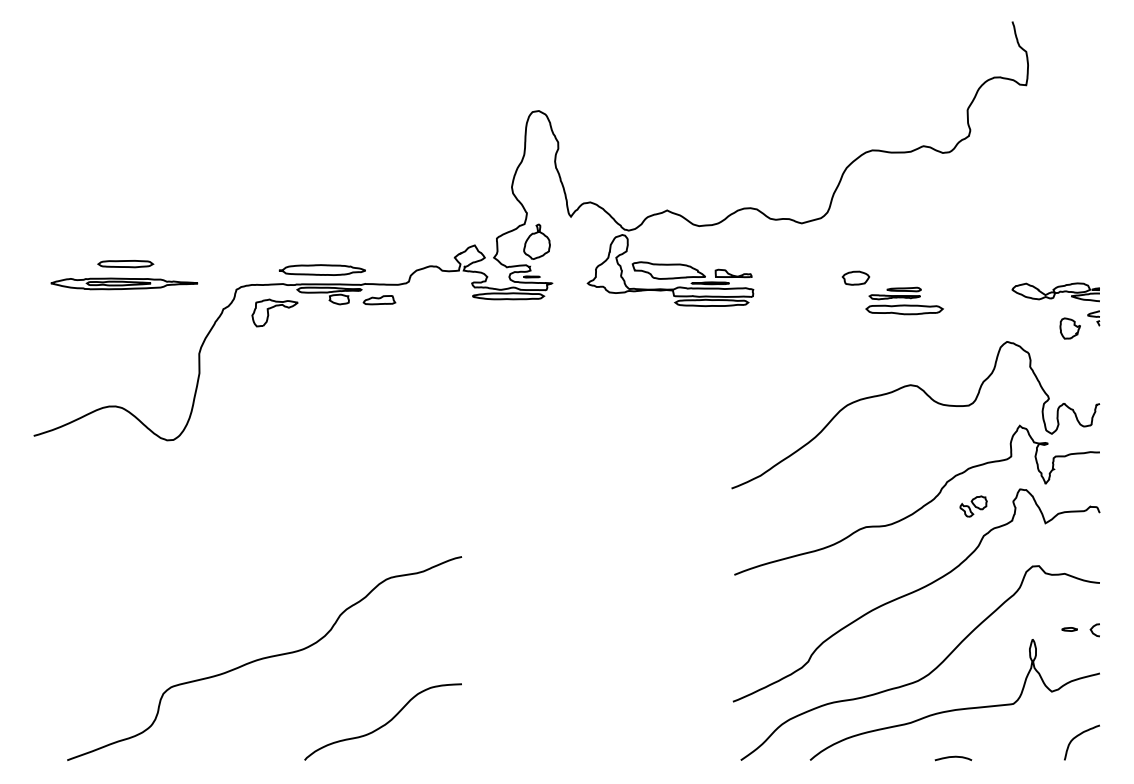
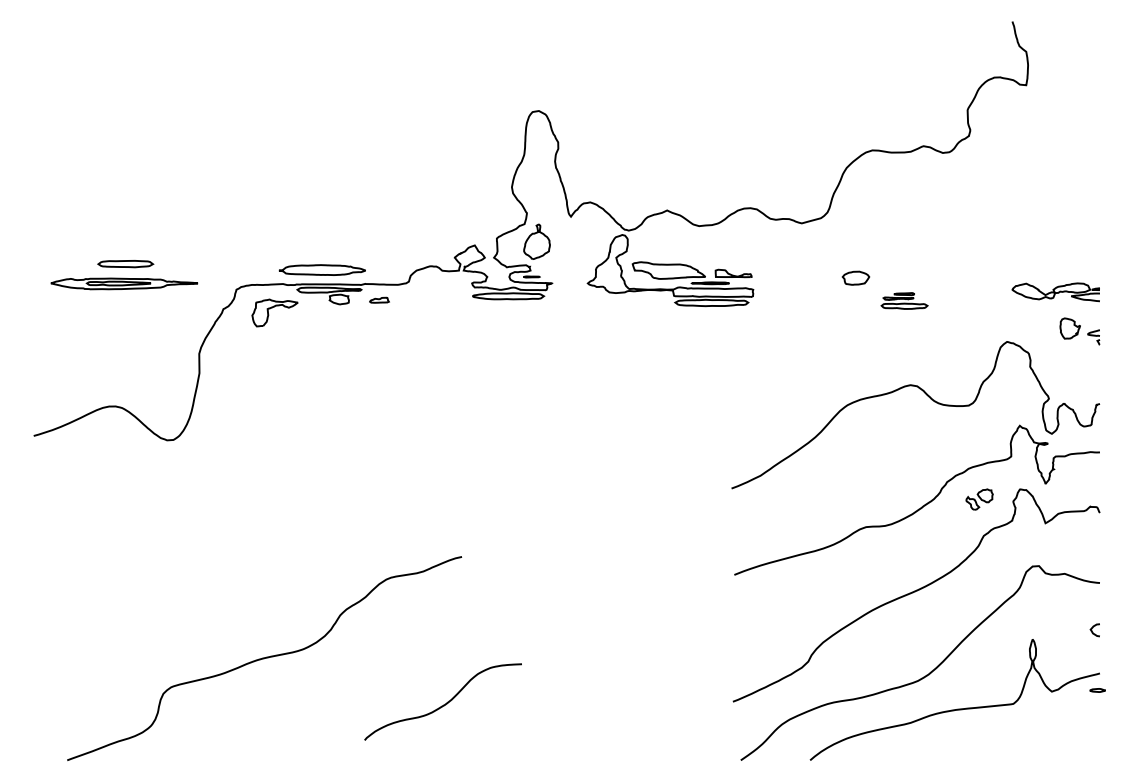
part size: 35x11 px -> 21x8 px (379, 299)
part size: 79x30 px -> 49x18 px (904, 300)
part position: (1093, 318) -> (1093, 337) (1093, 337)
part position: (973, 506) -> (979, 499) (979, 499)
part position: (1069, 629) -> (1097, 690) (1097, 690)
curve position: (383, 724) -> (443, 704) (443, 704)
curve: present -> none (1078, 736)
curve: present -> none (953, 757)
